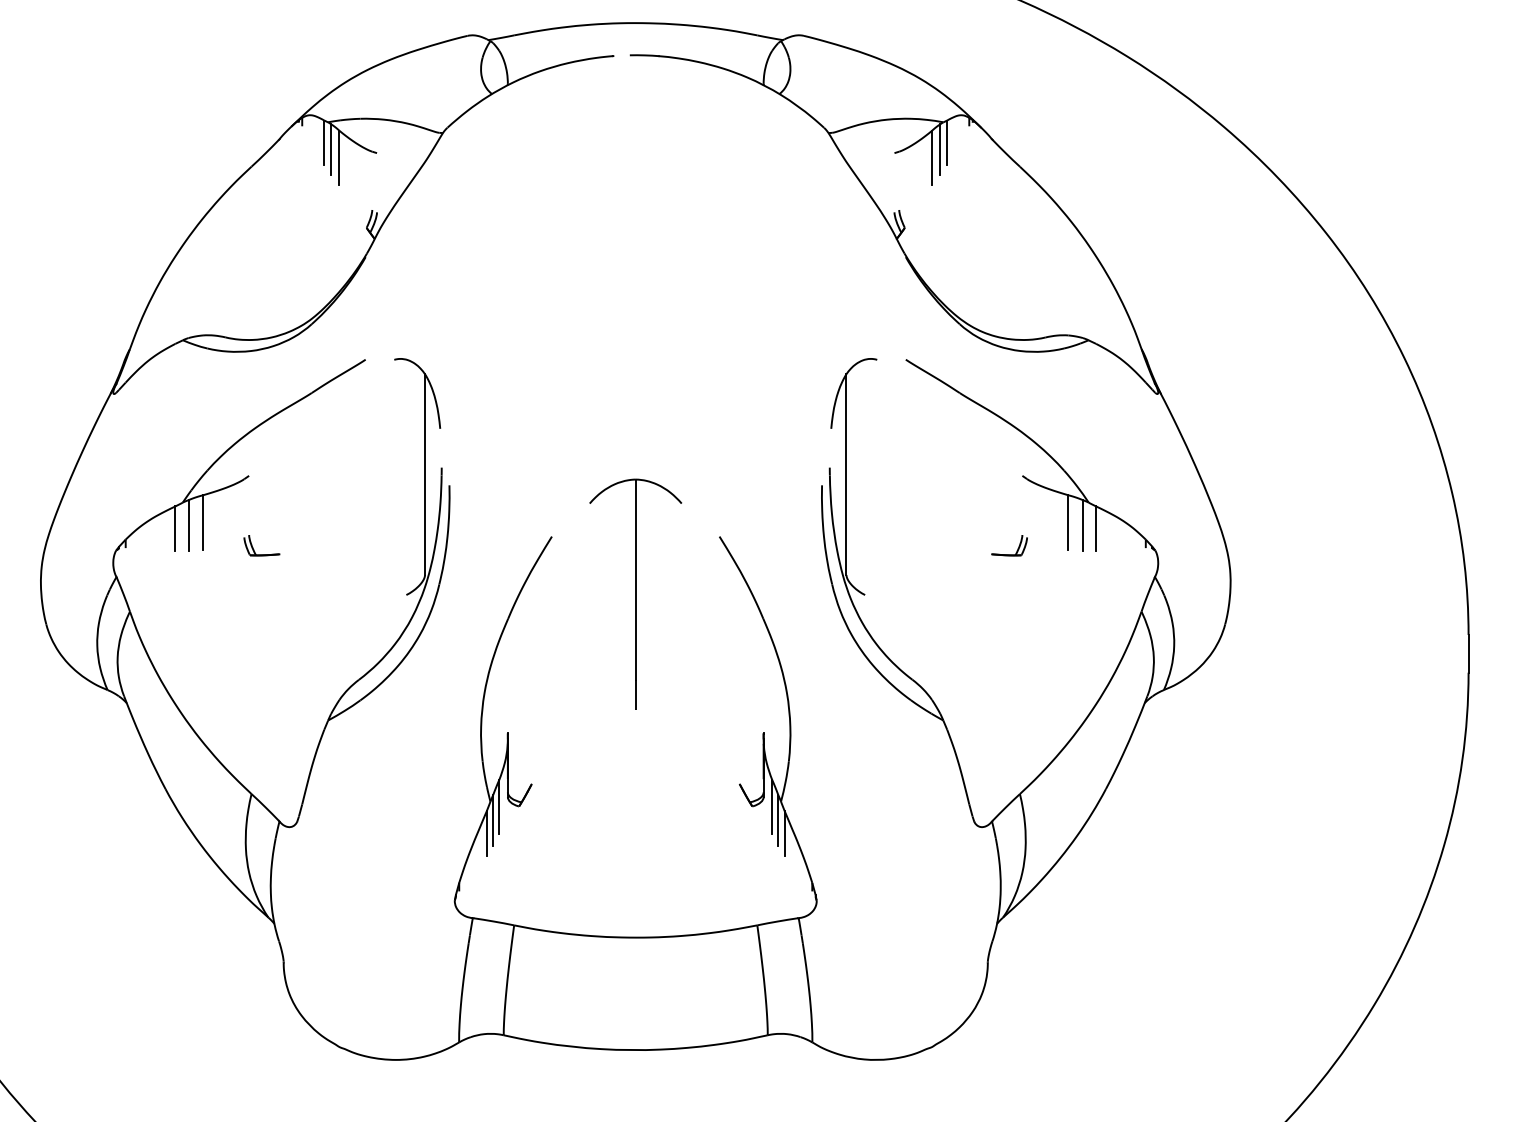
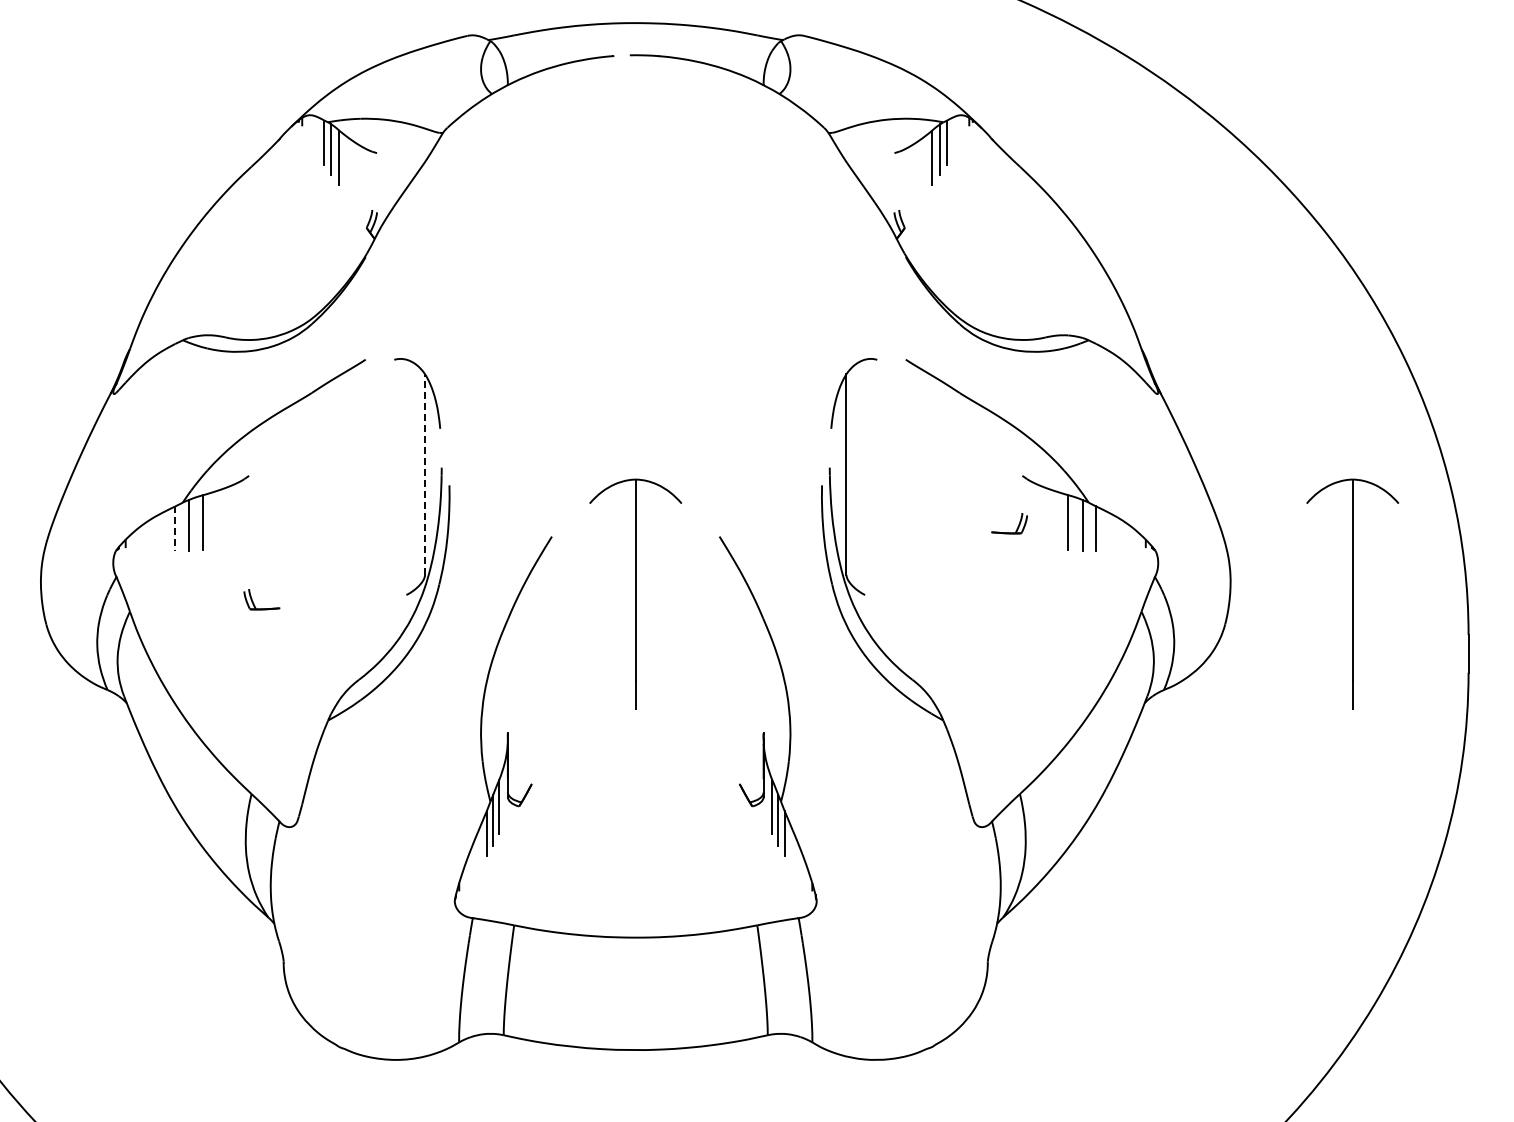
line: solid -> dashed (425, 474)
line: solid -> dashed (175, 529)
part position: (1017, 548) -> (1017, 526) (1017, 526)
part position: (254, 549) -> (254, 603) (254, 603)
part: none -> present (1352, 593)
